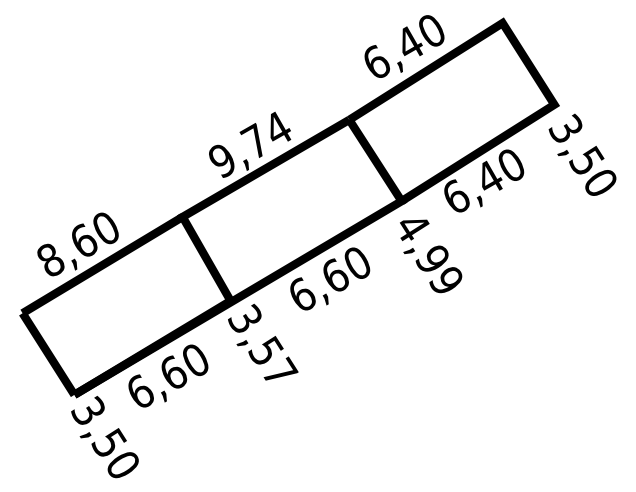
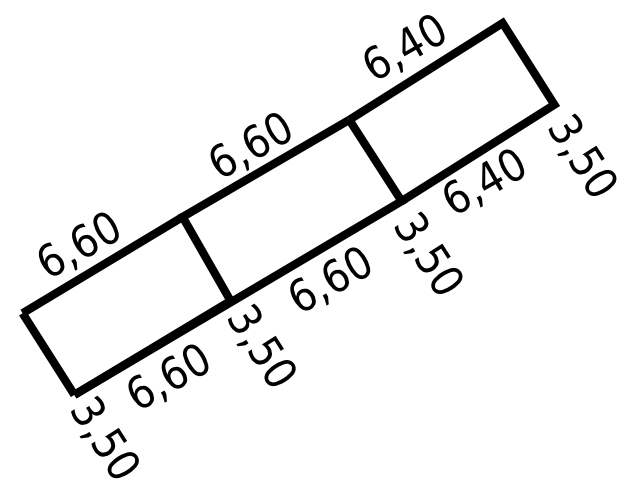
text: 9,74 -> 6,60 (250, 144)
text: 4,99 -> 3,50 (428, 252)
text: 8,60 -> 6,60 (50, 259)
text: 3,57 -> 3,50 (280, 371)
